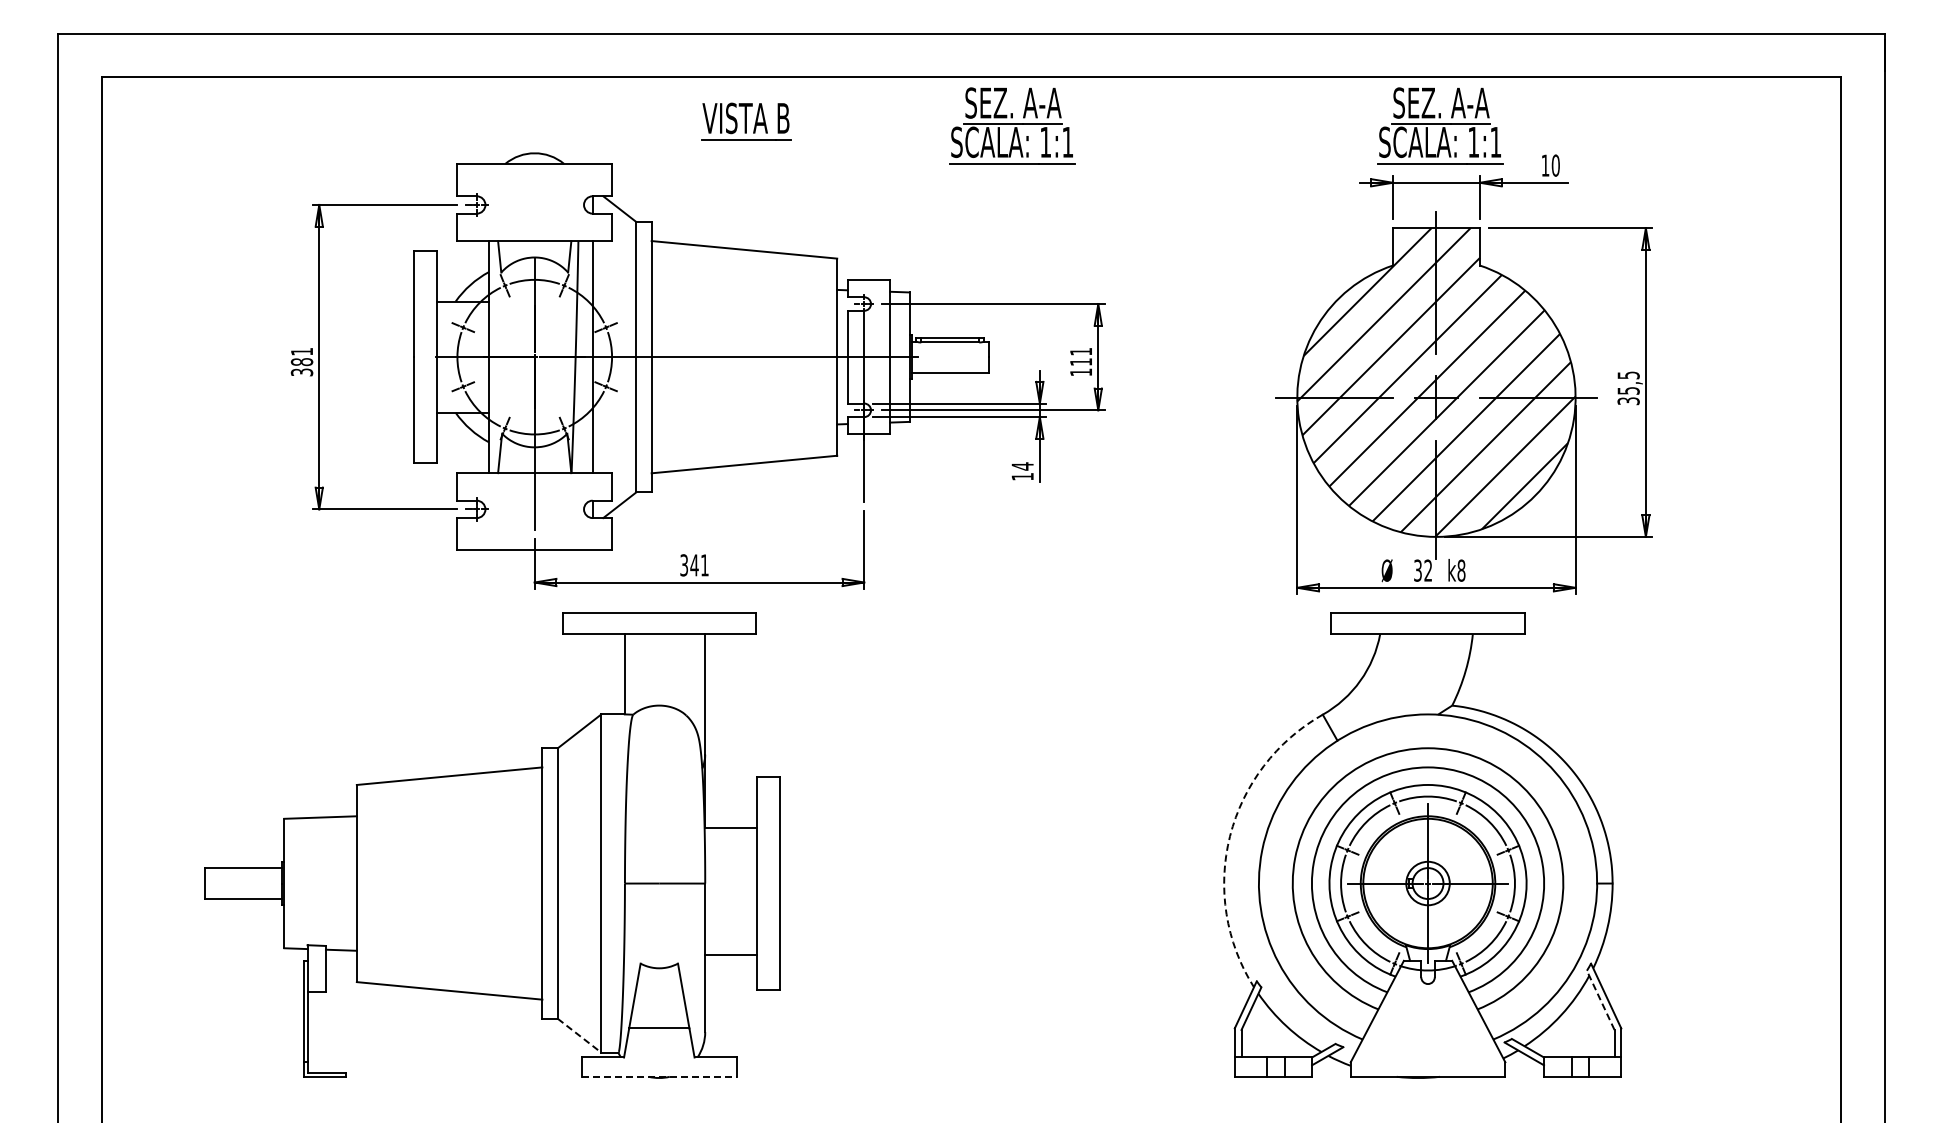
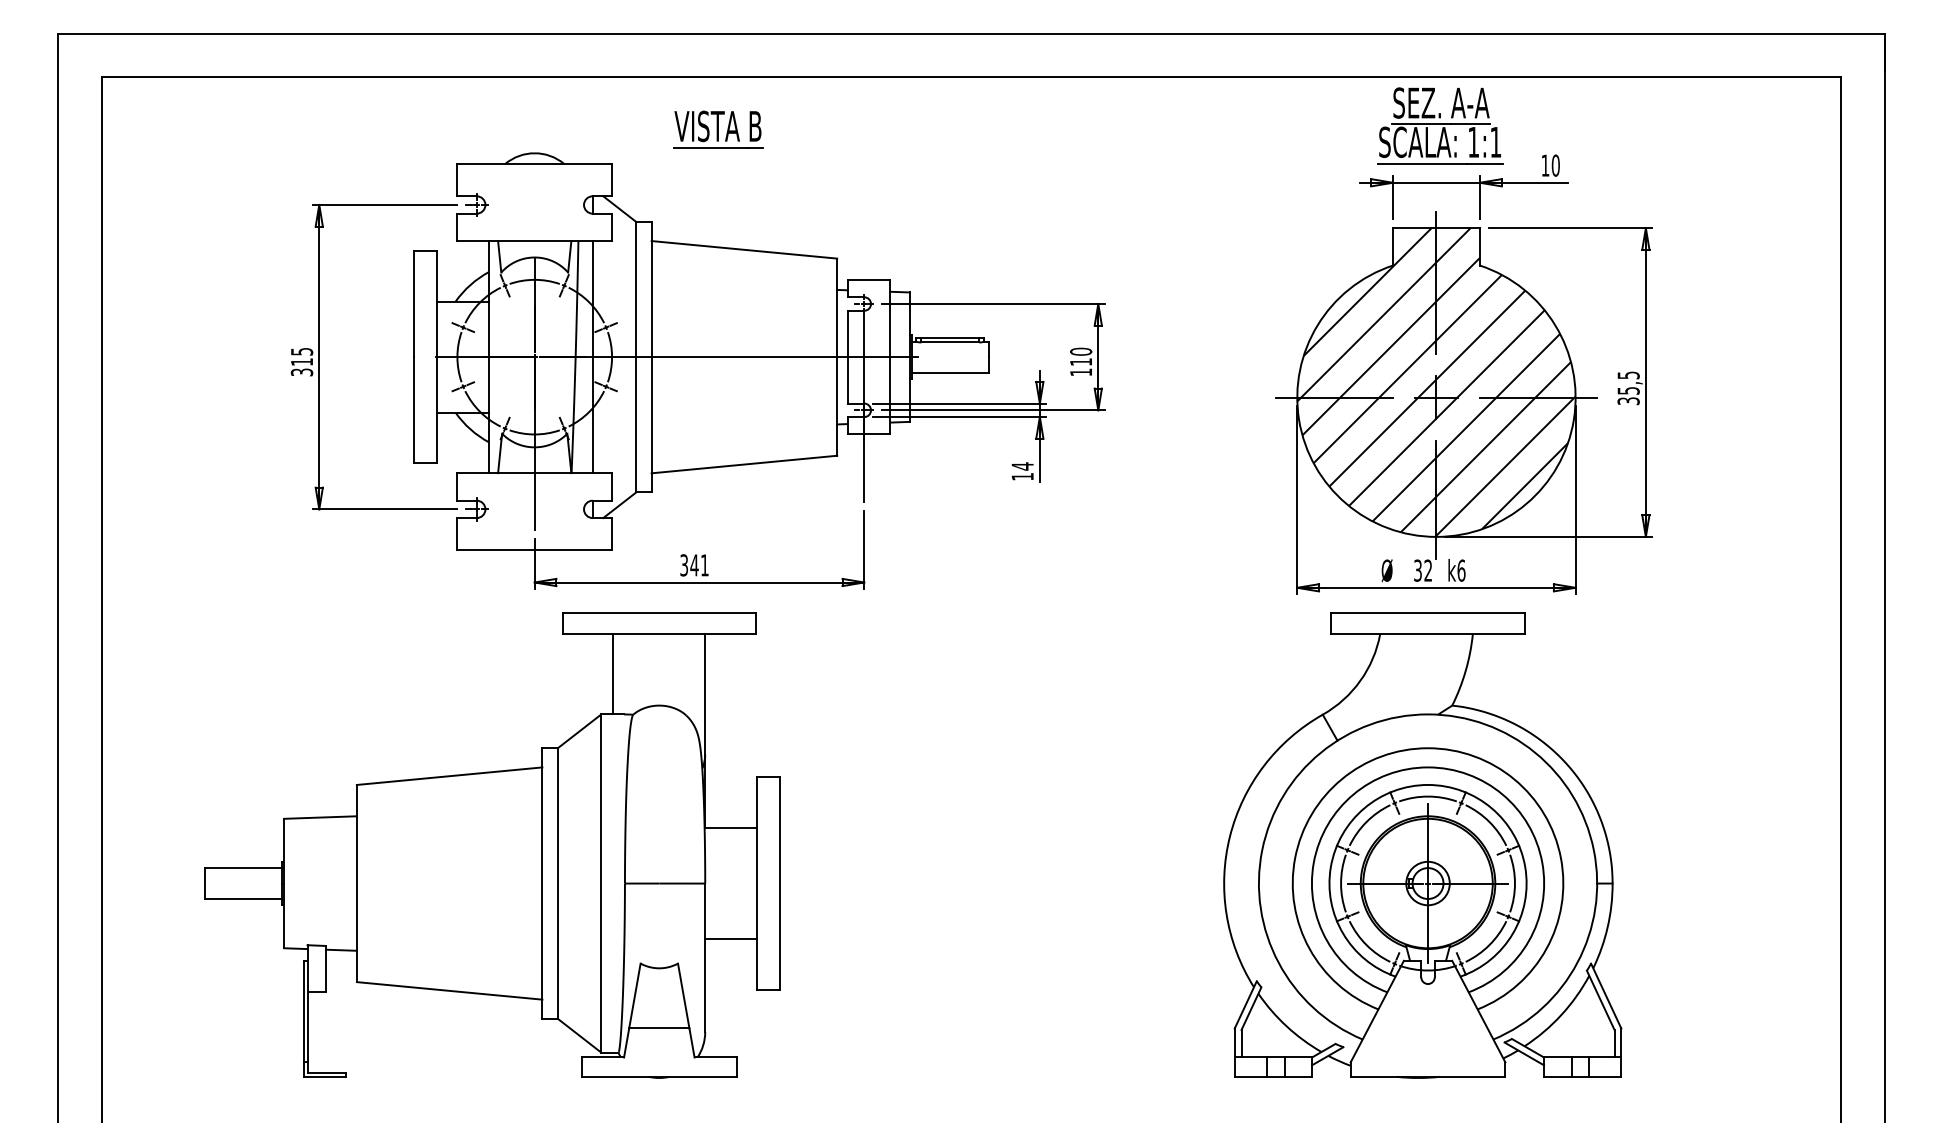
part position: (746, 121) -> (718, 129) (718, 129)
part: present -> none (1012, 125)
text: 111 -> 110 (1081, 351)
text: 381 -> 315 (301, 357)
text: k8 -> k6 (1461, 570)
line position: (625, 674) -> (613, 674) (613, 674)
arc: dashed -> solid (1230, 836)
line position: (730, 955) -> (730, 939) (730, 939)
line: dashed -> solid (1600, 1000)
line: dashed -> solid (579, 1035)
line: dashed -> solid (659, 1076)
